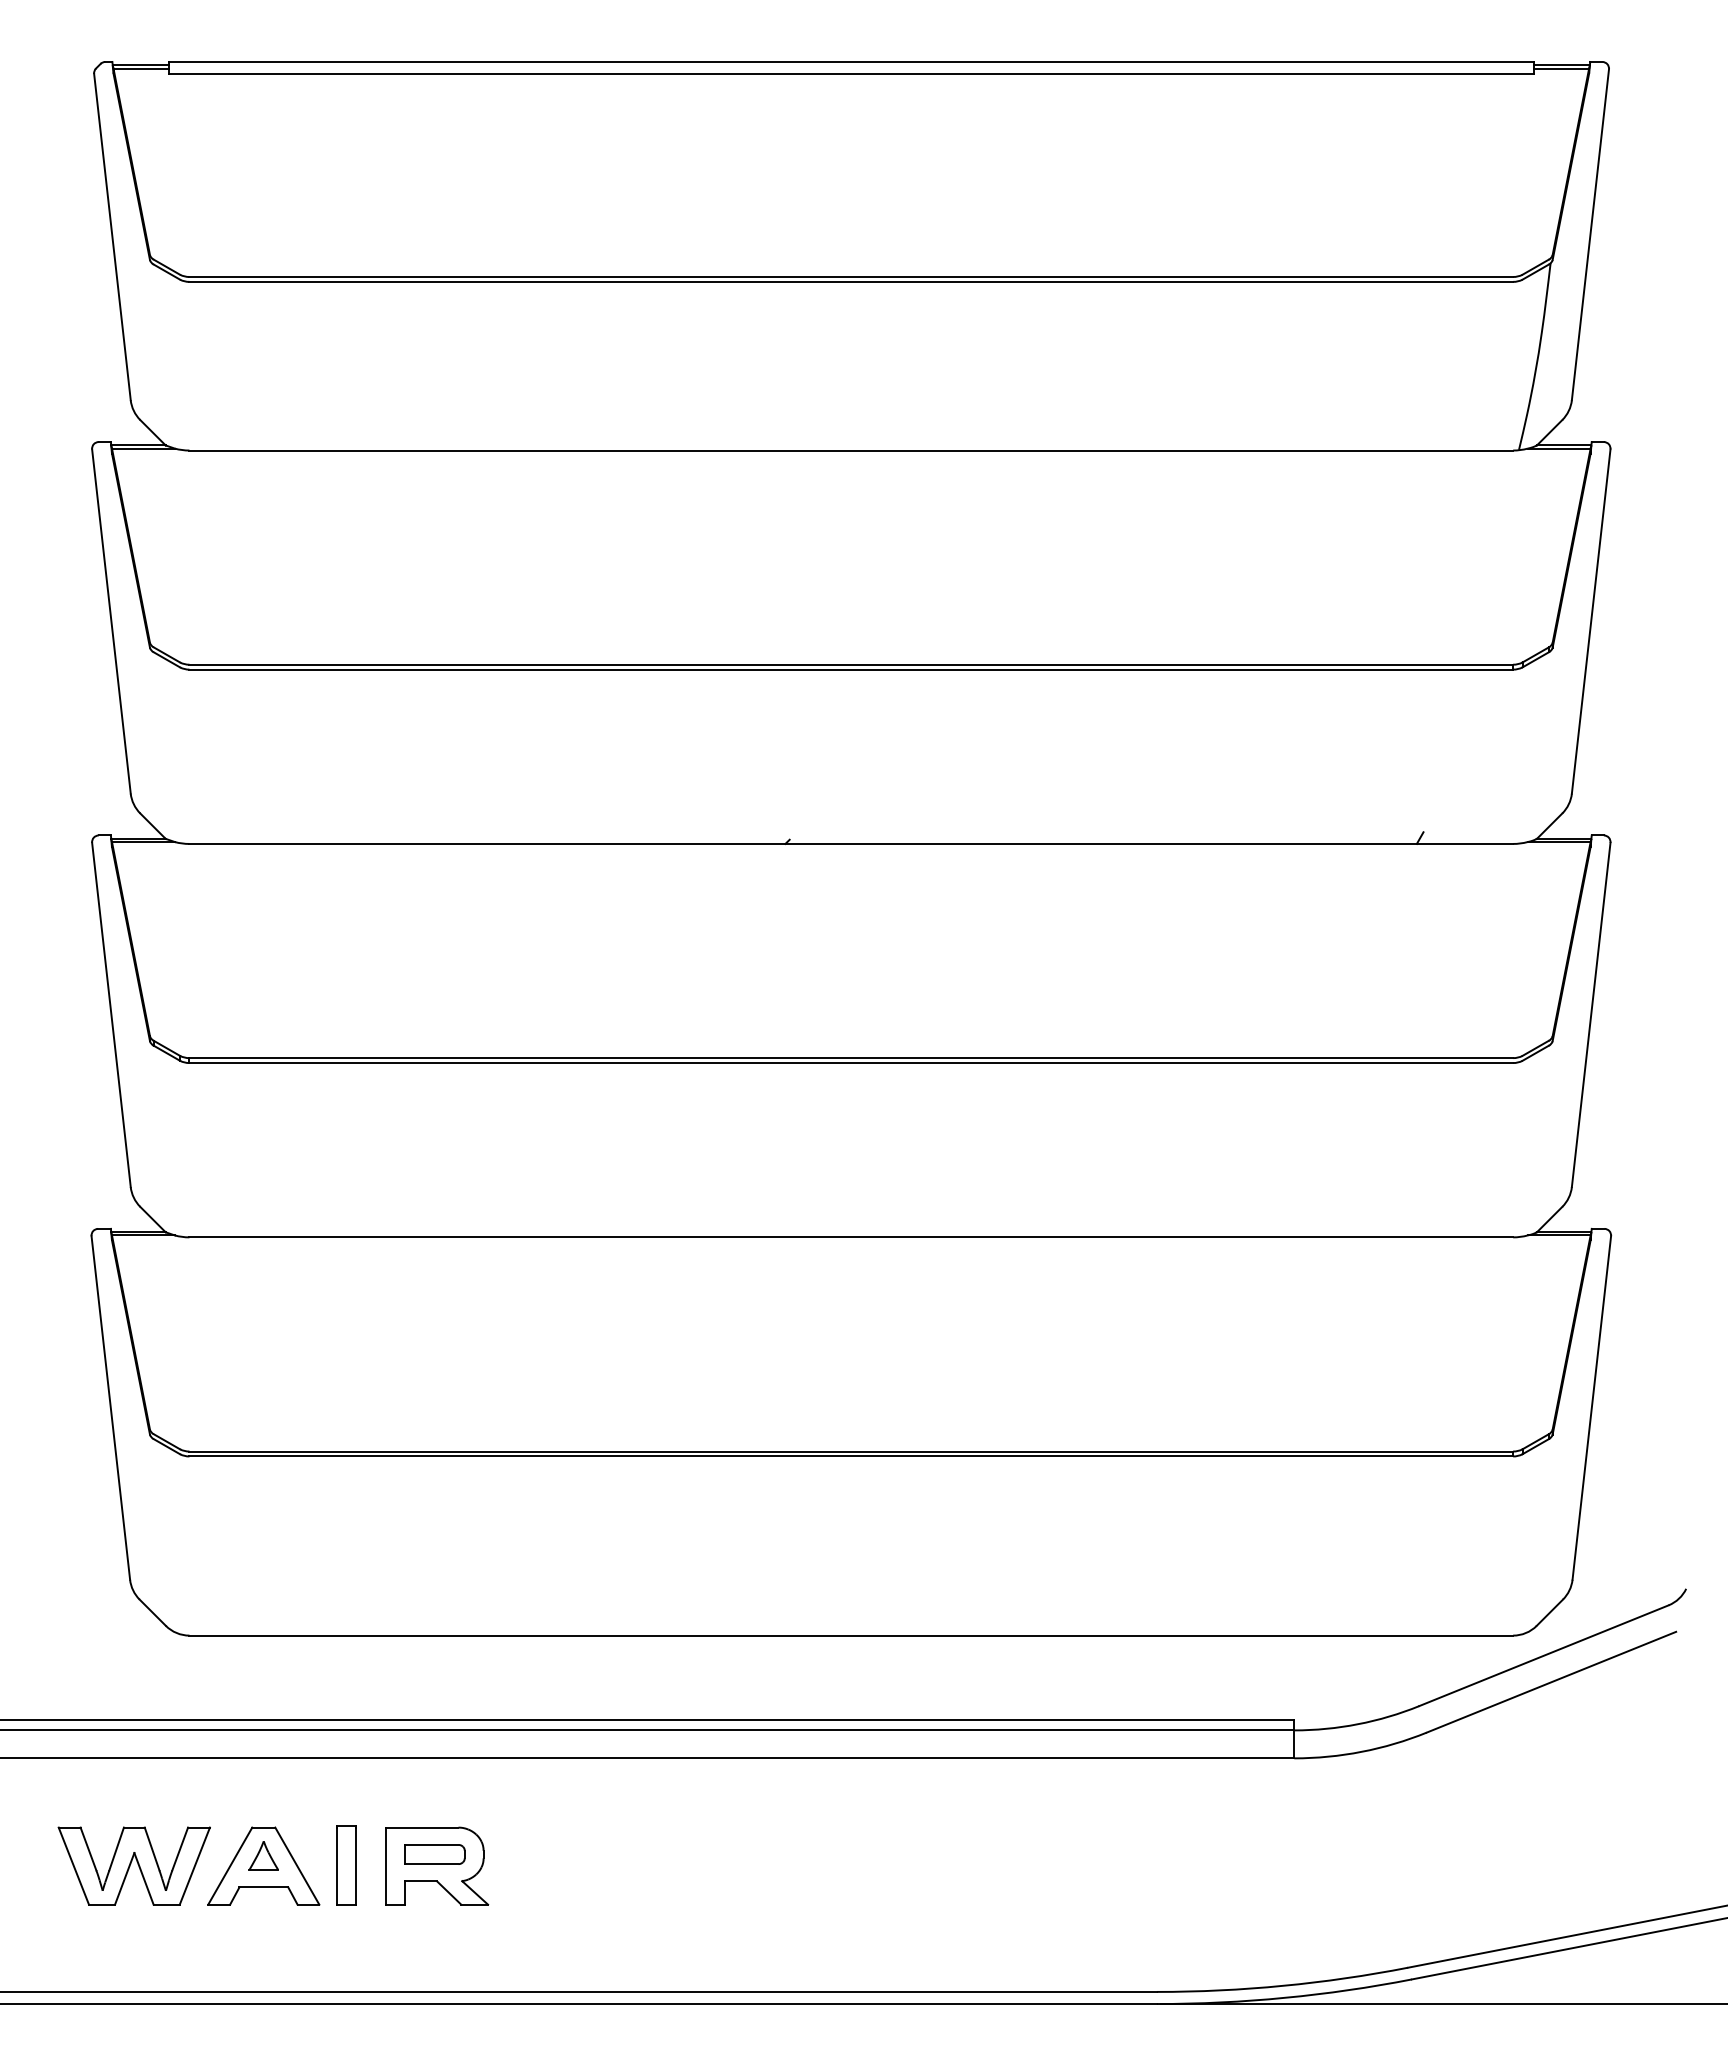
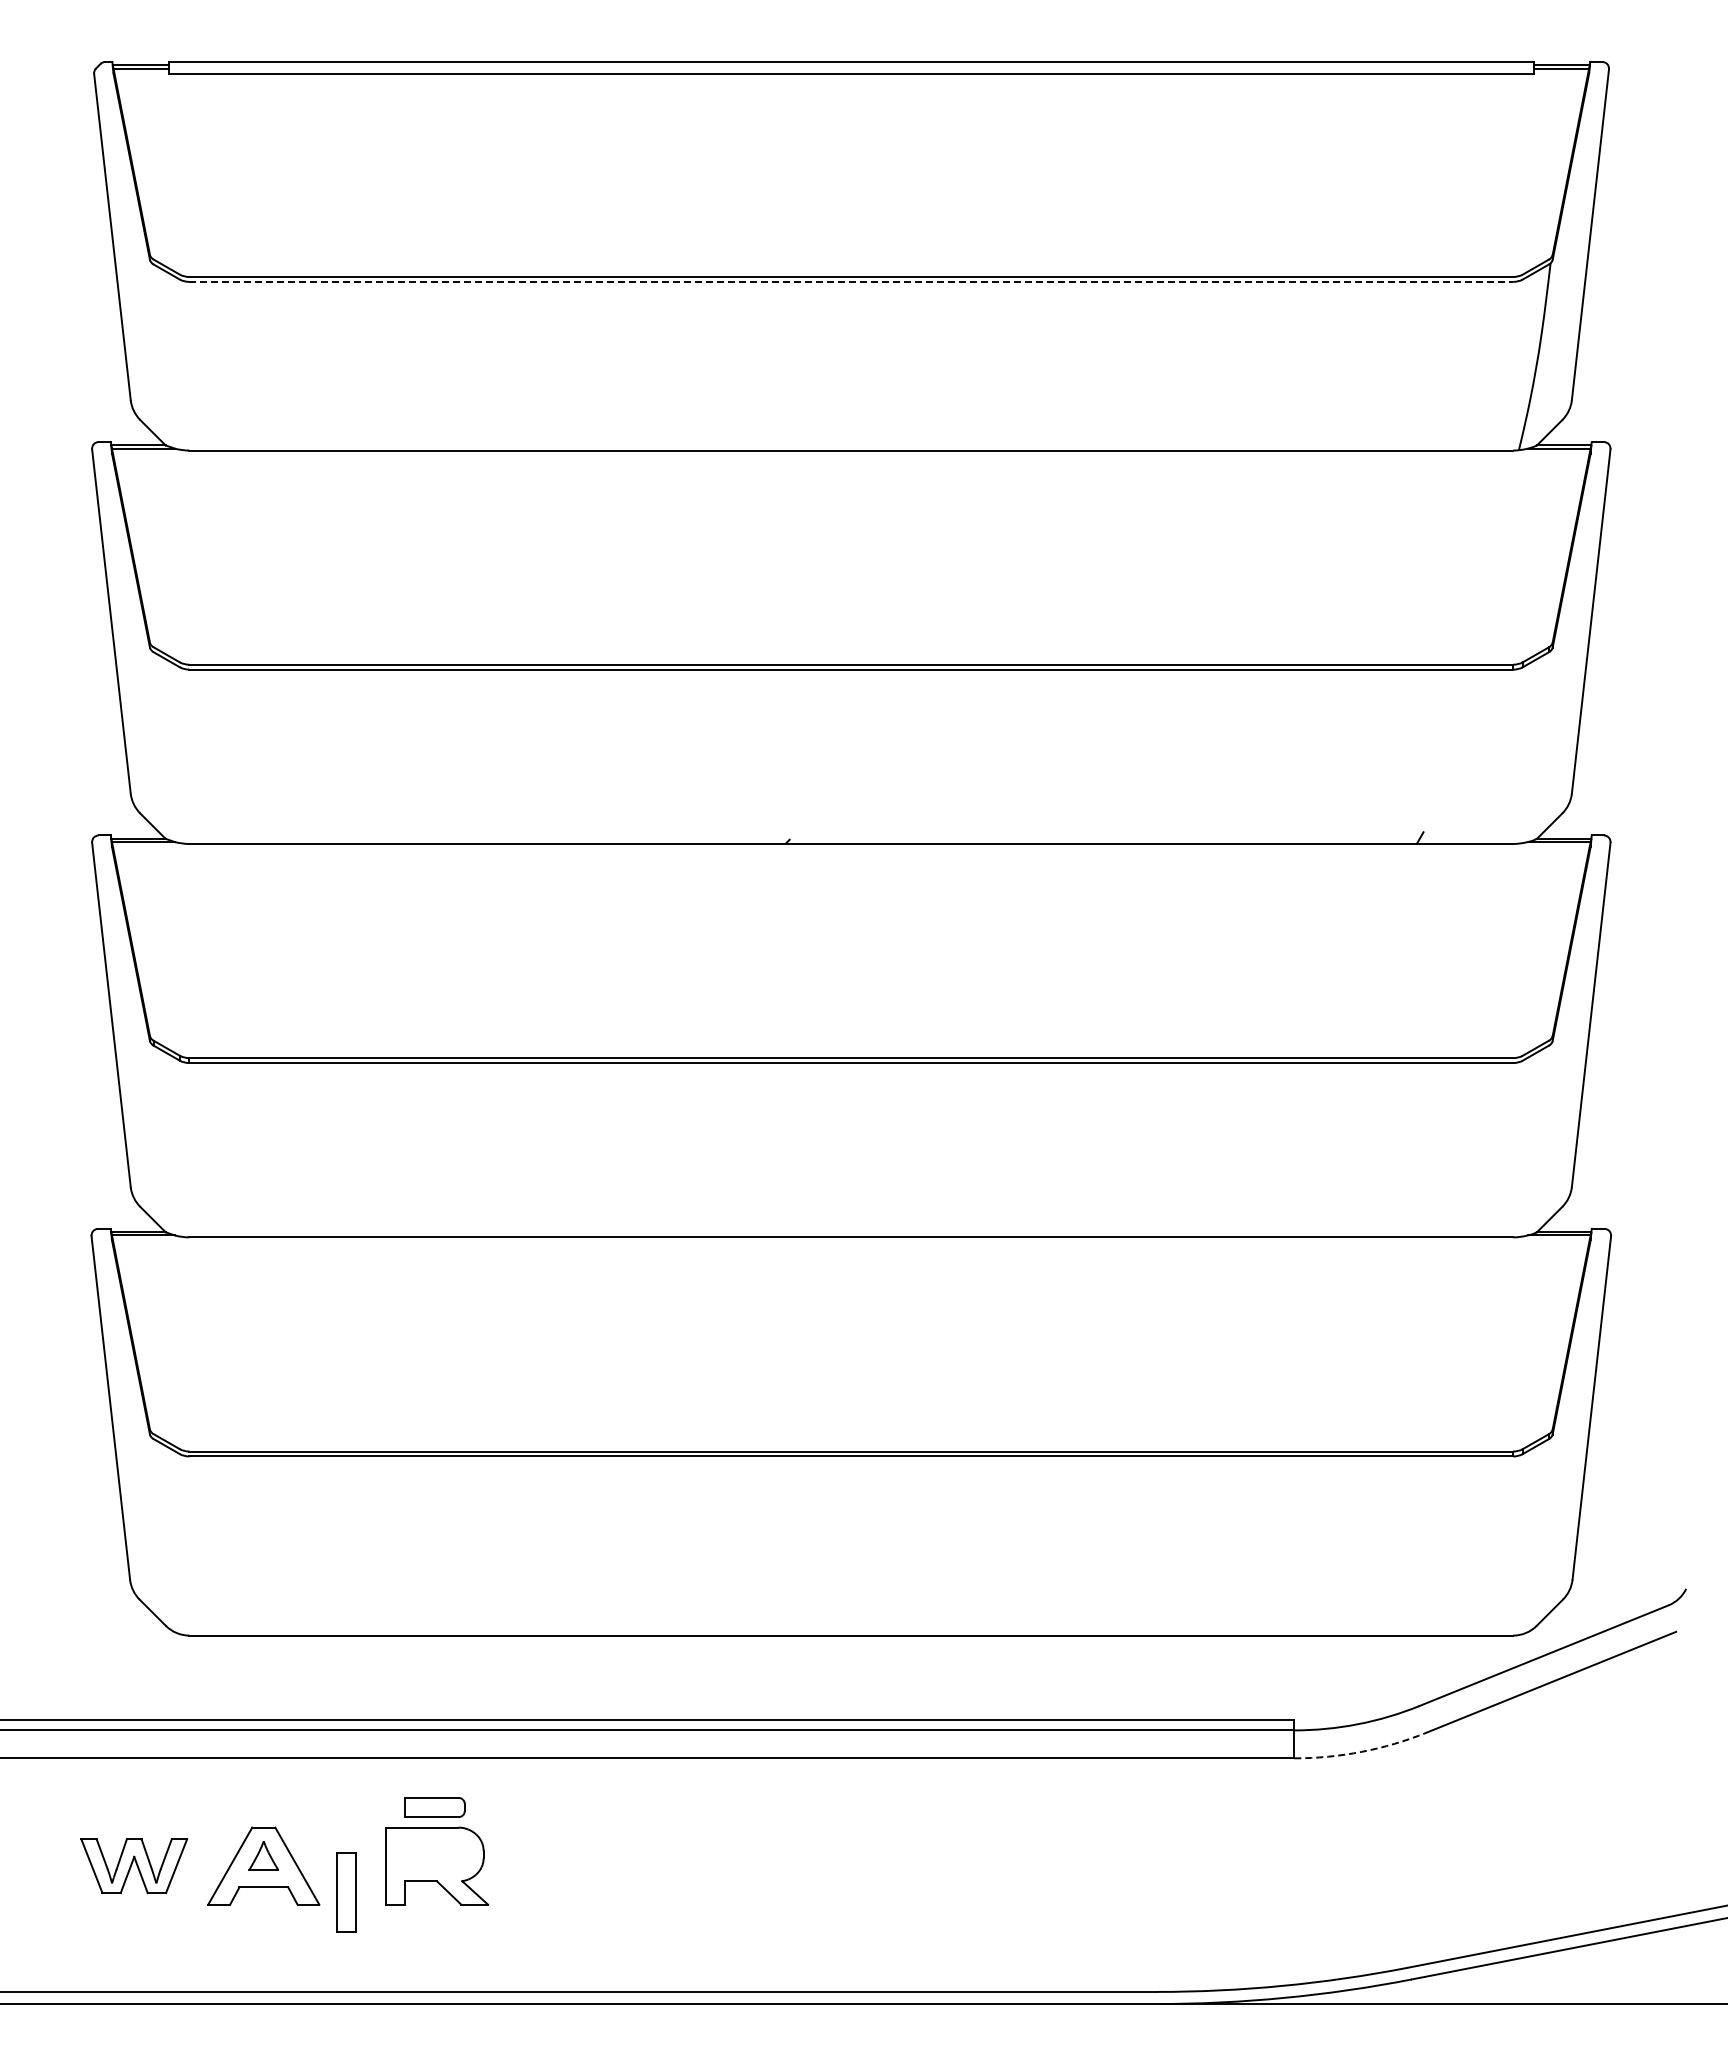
line: solid -> dashed (851, 281)
arc: solid -> dashed (1361, 1751)
part position: (434, 1854) -> (434, 1807) (434, 1807)
part size: 154x80 px -> 109x57 px (134, 1866)
part position: (346, 1865) -> (346, 1892) (346, 1892)
